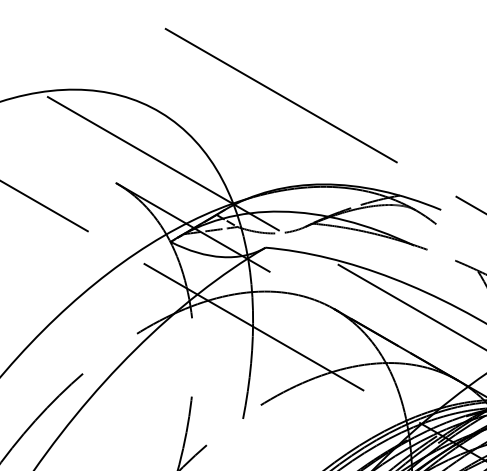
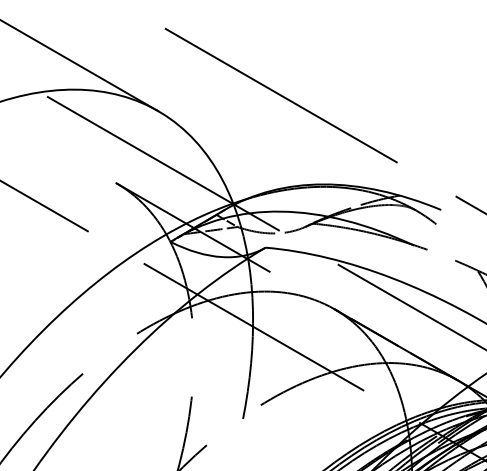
line: none -> present (80, 66)
